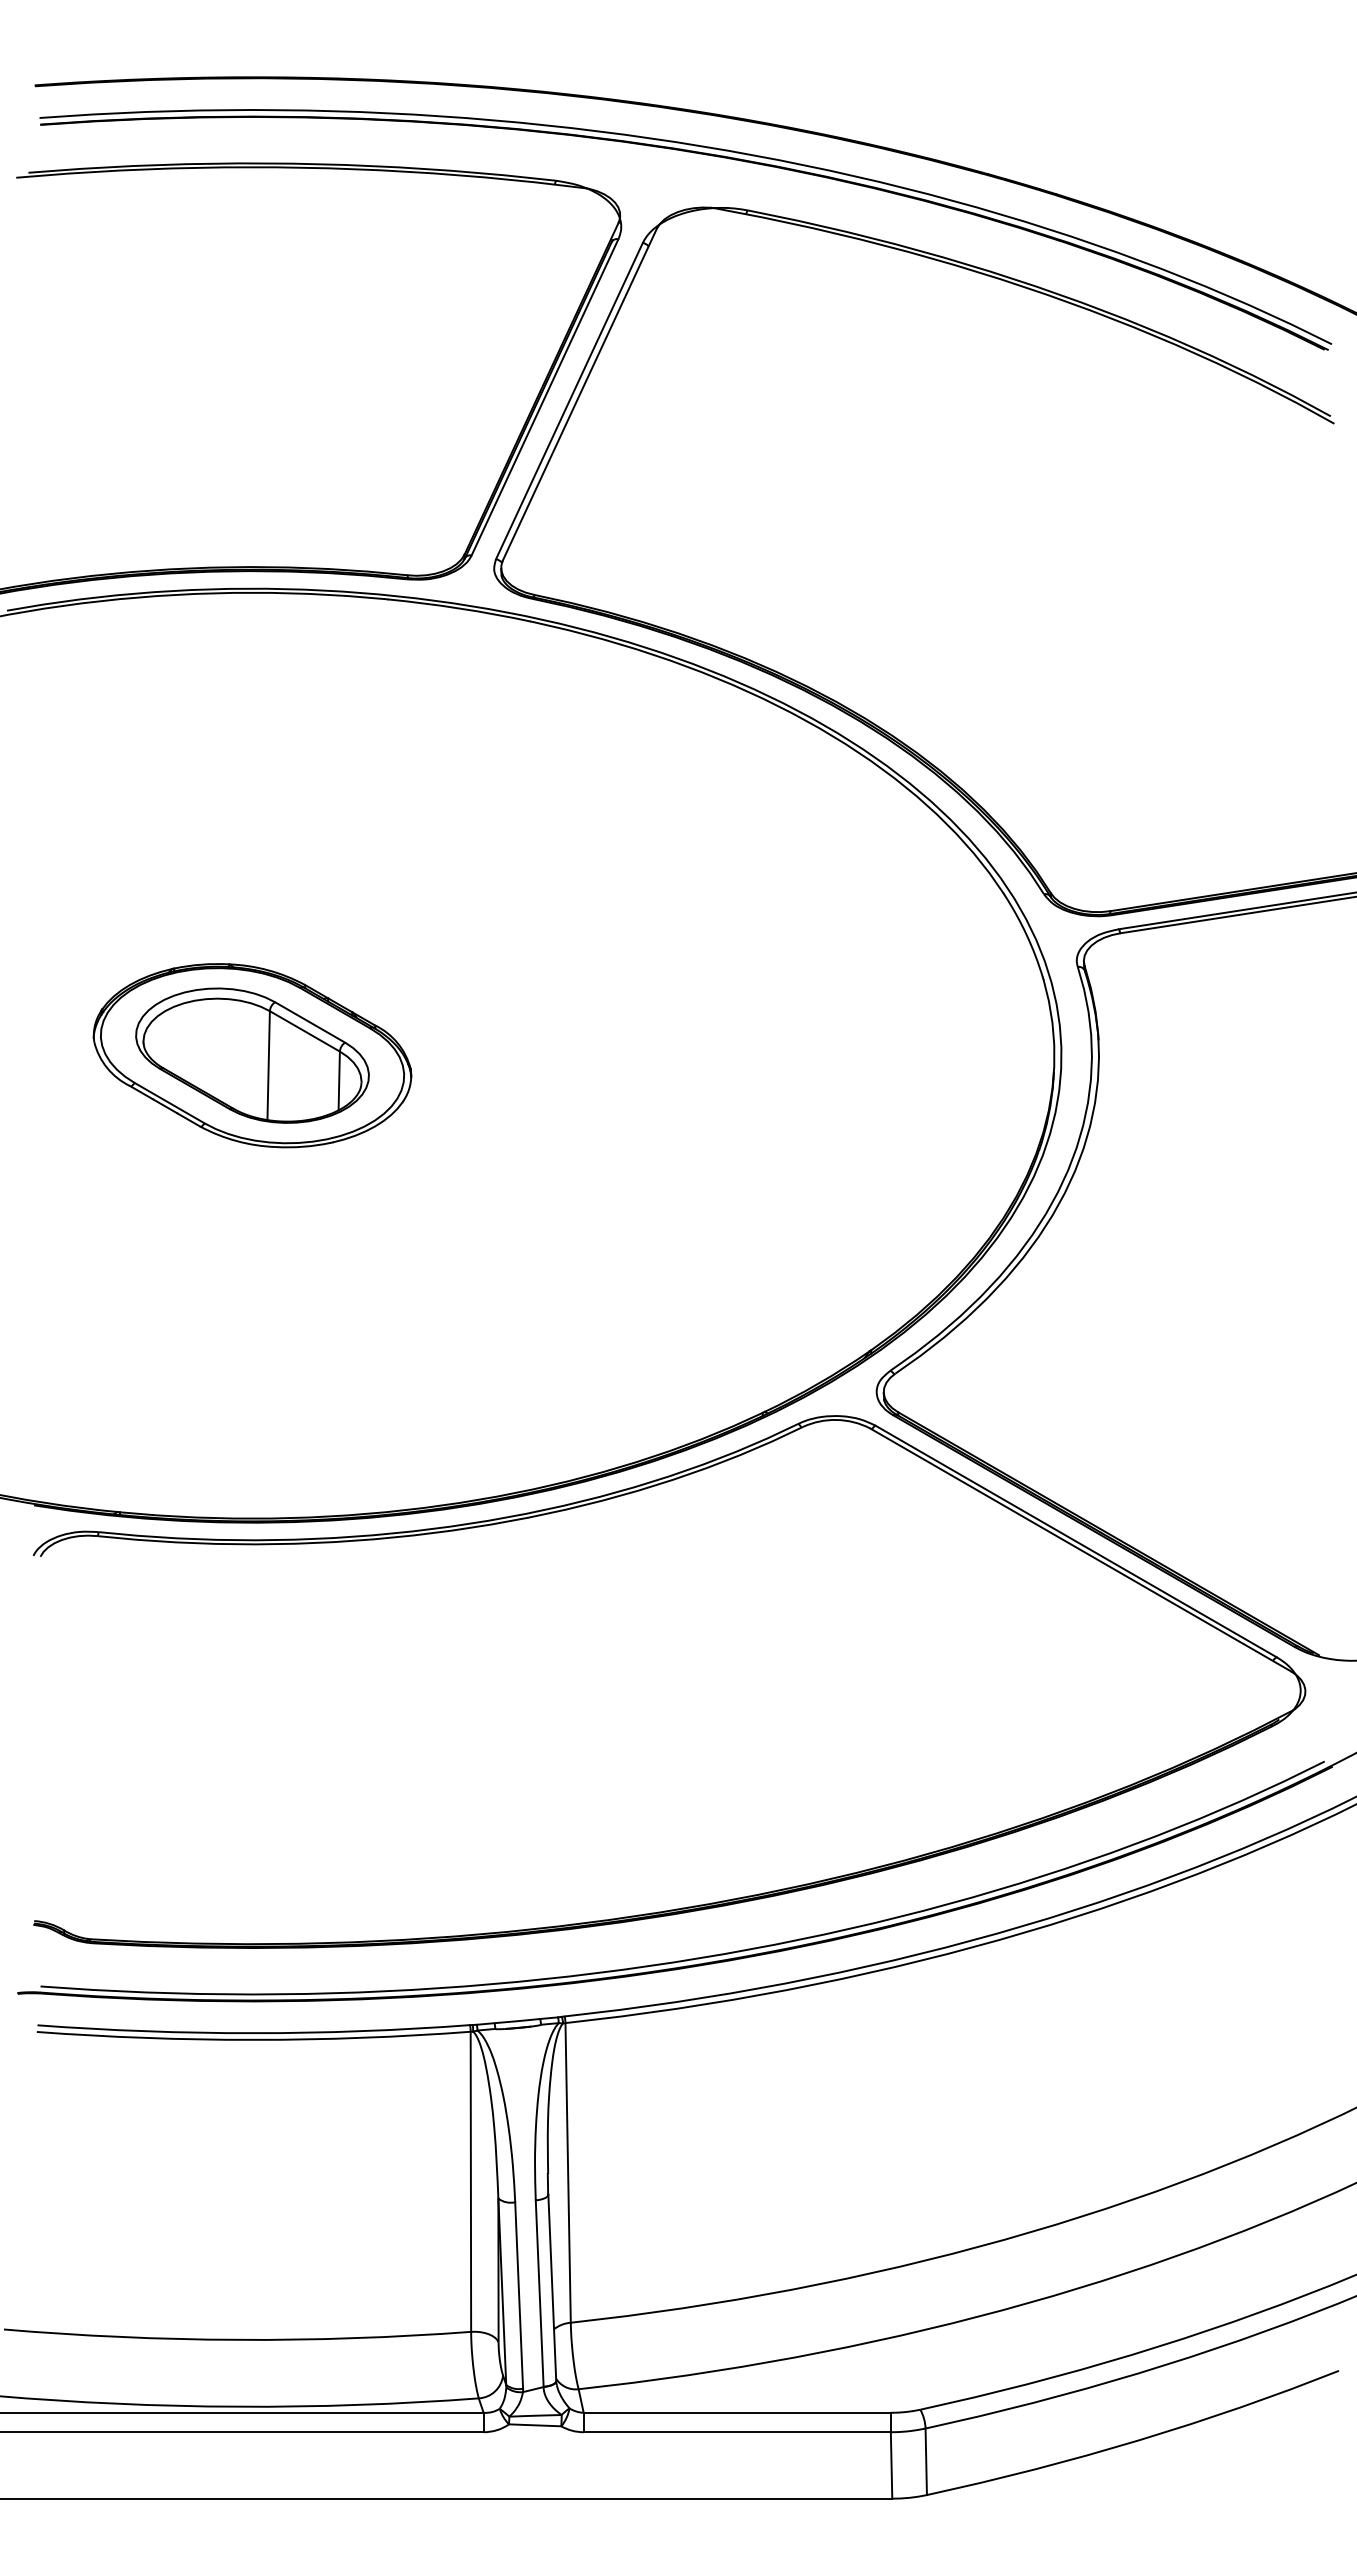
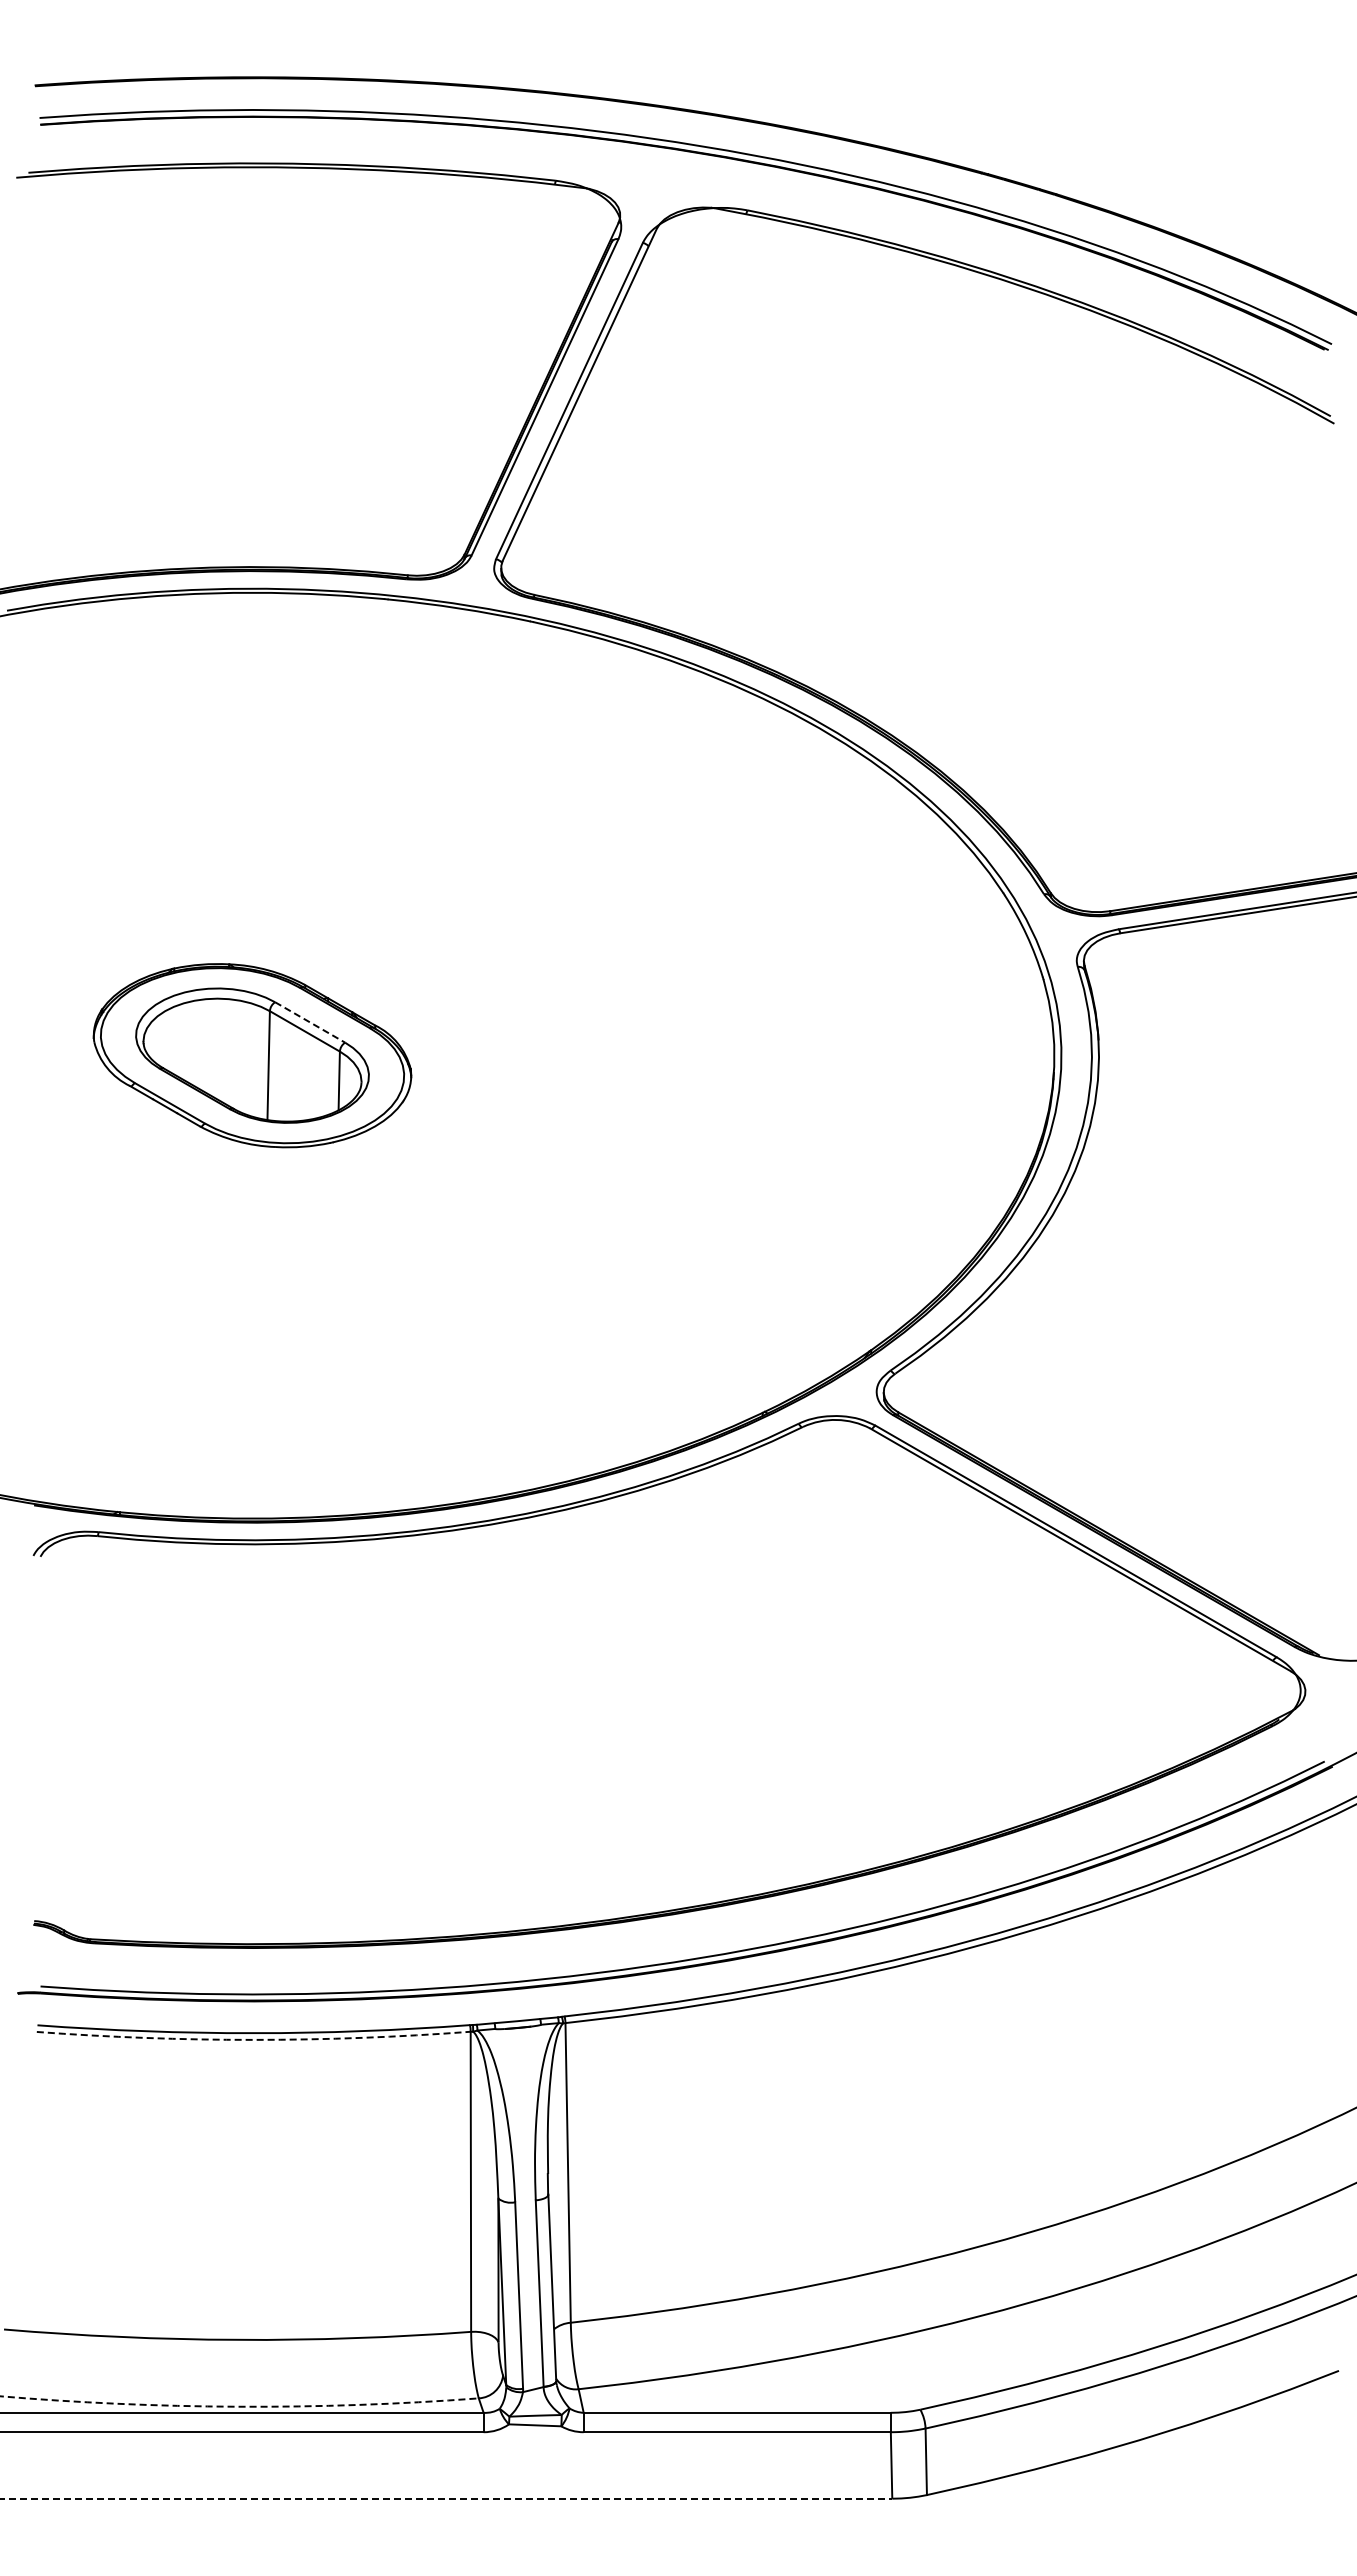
line: solid -> dashed (310, 1022)
arc: solid -> dashed (253, 2039)
arc: solid -> dashed (239, 2406)
line: solid -> dashed (446, 2498)
